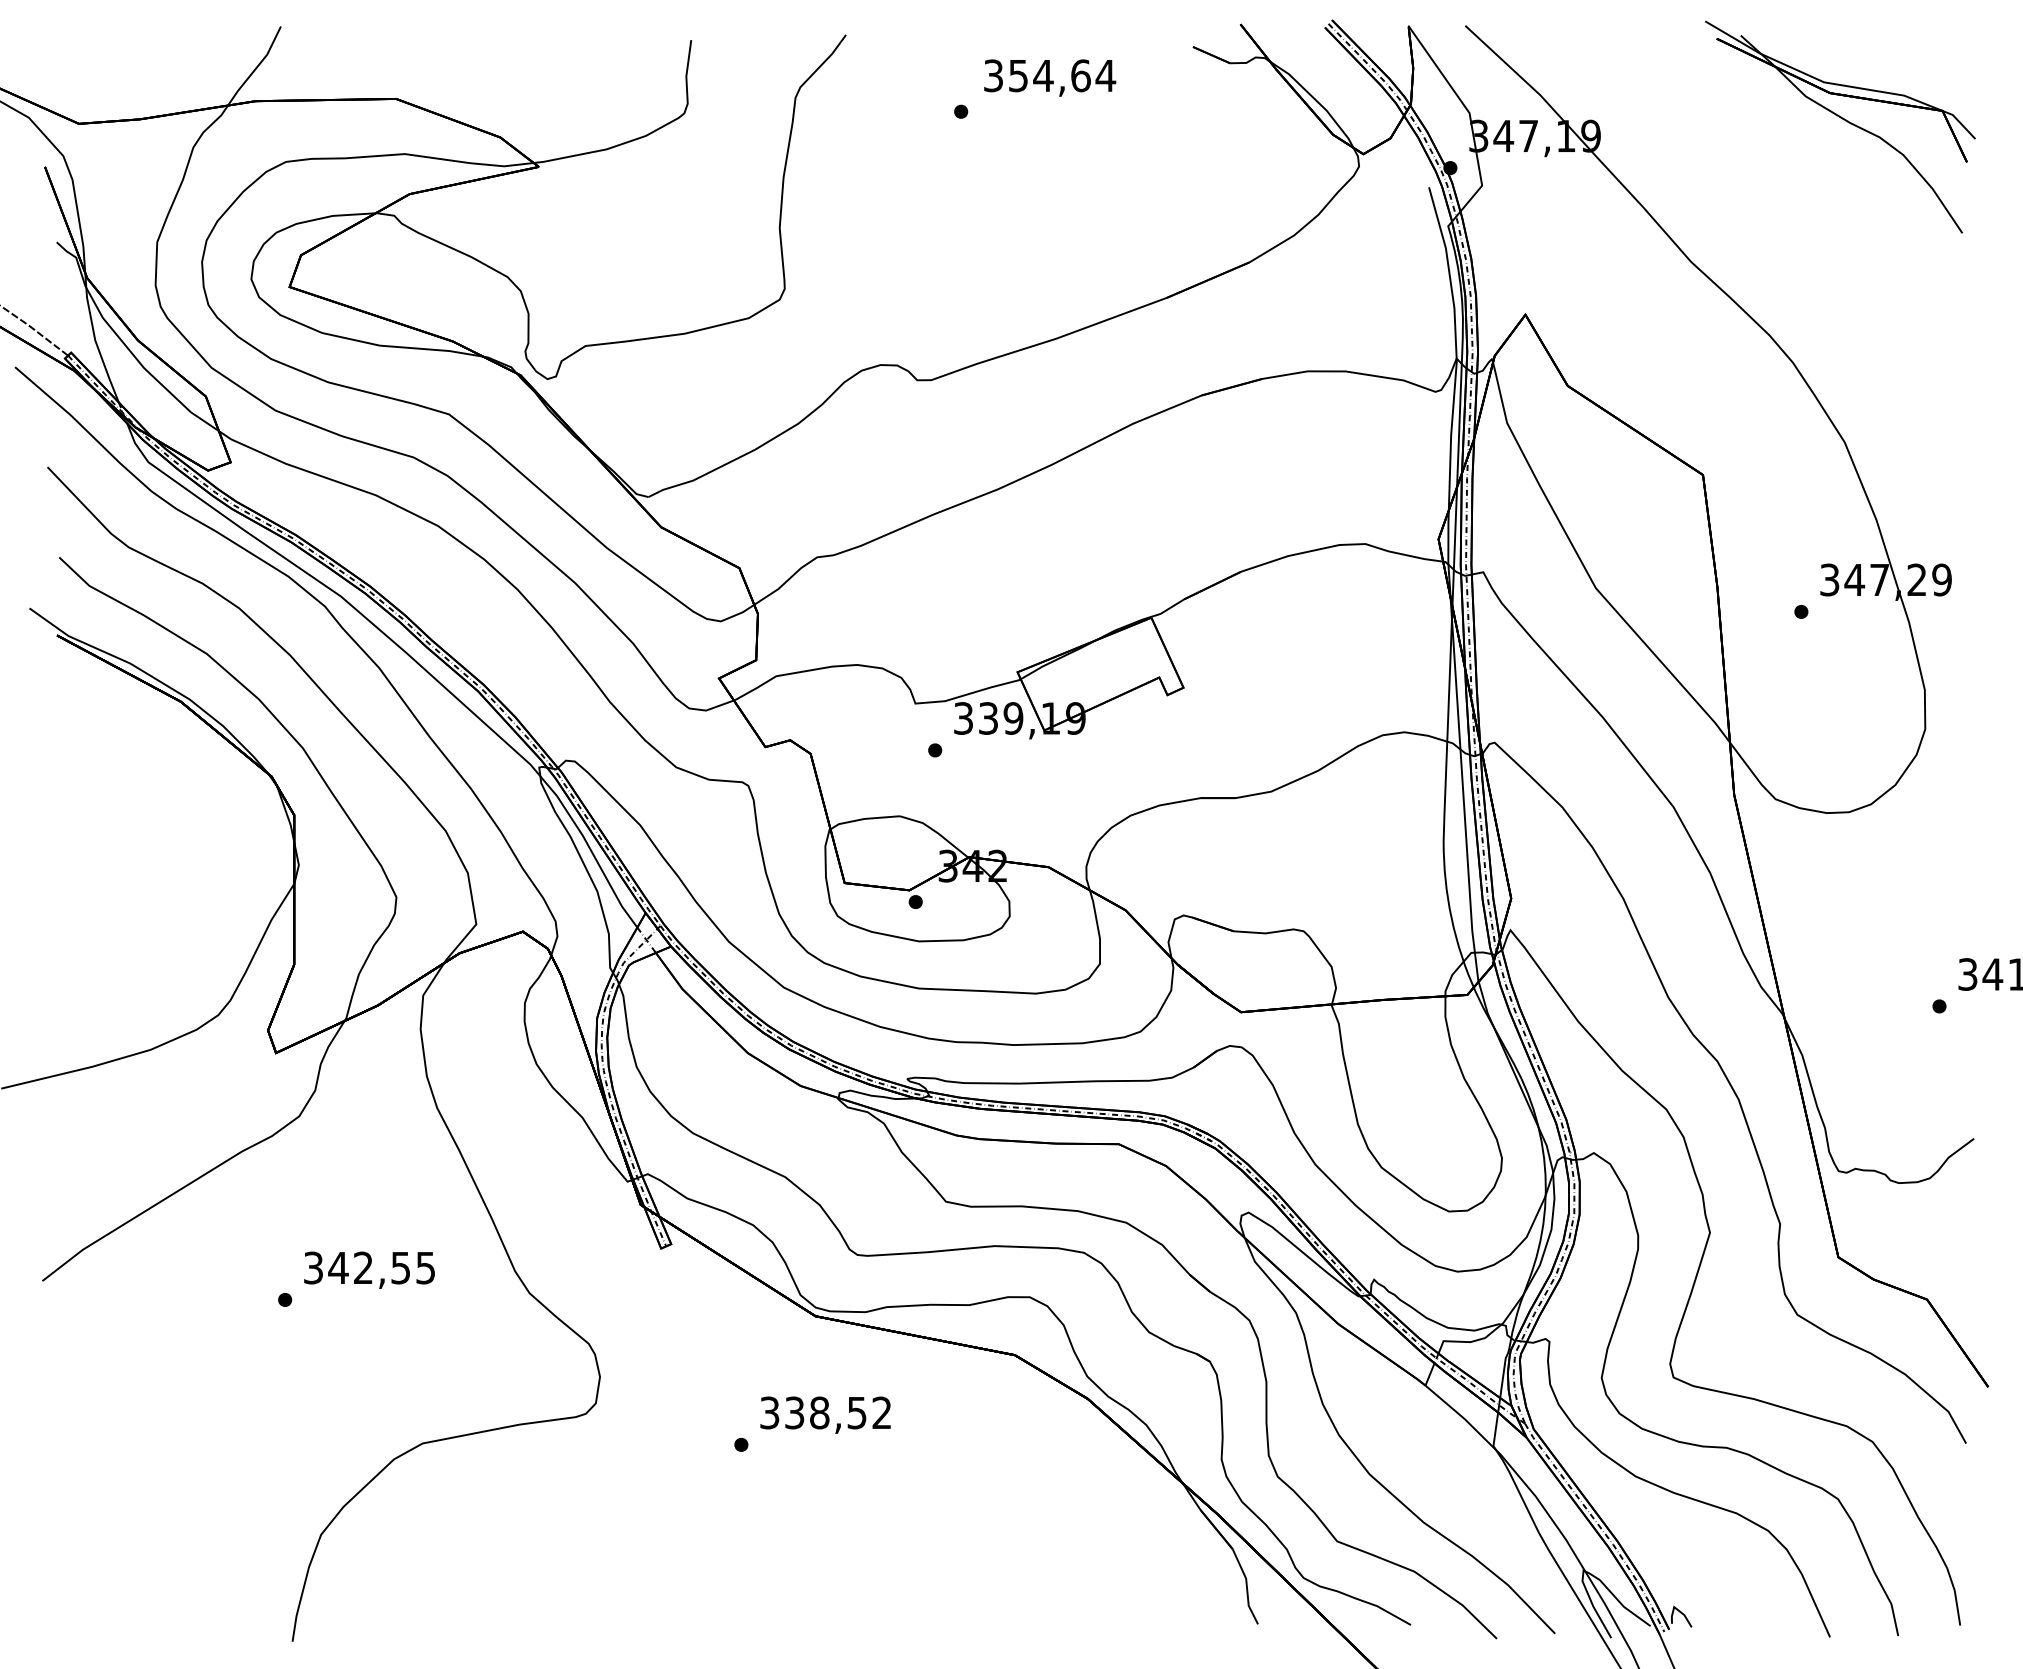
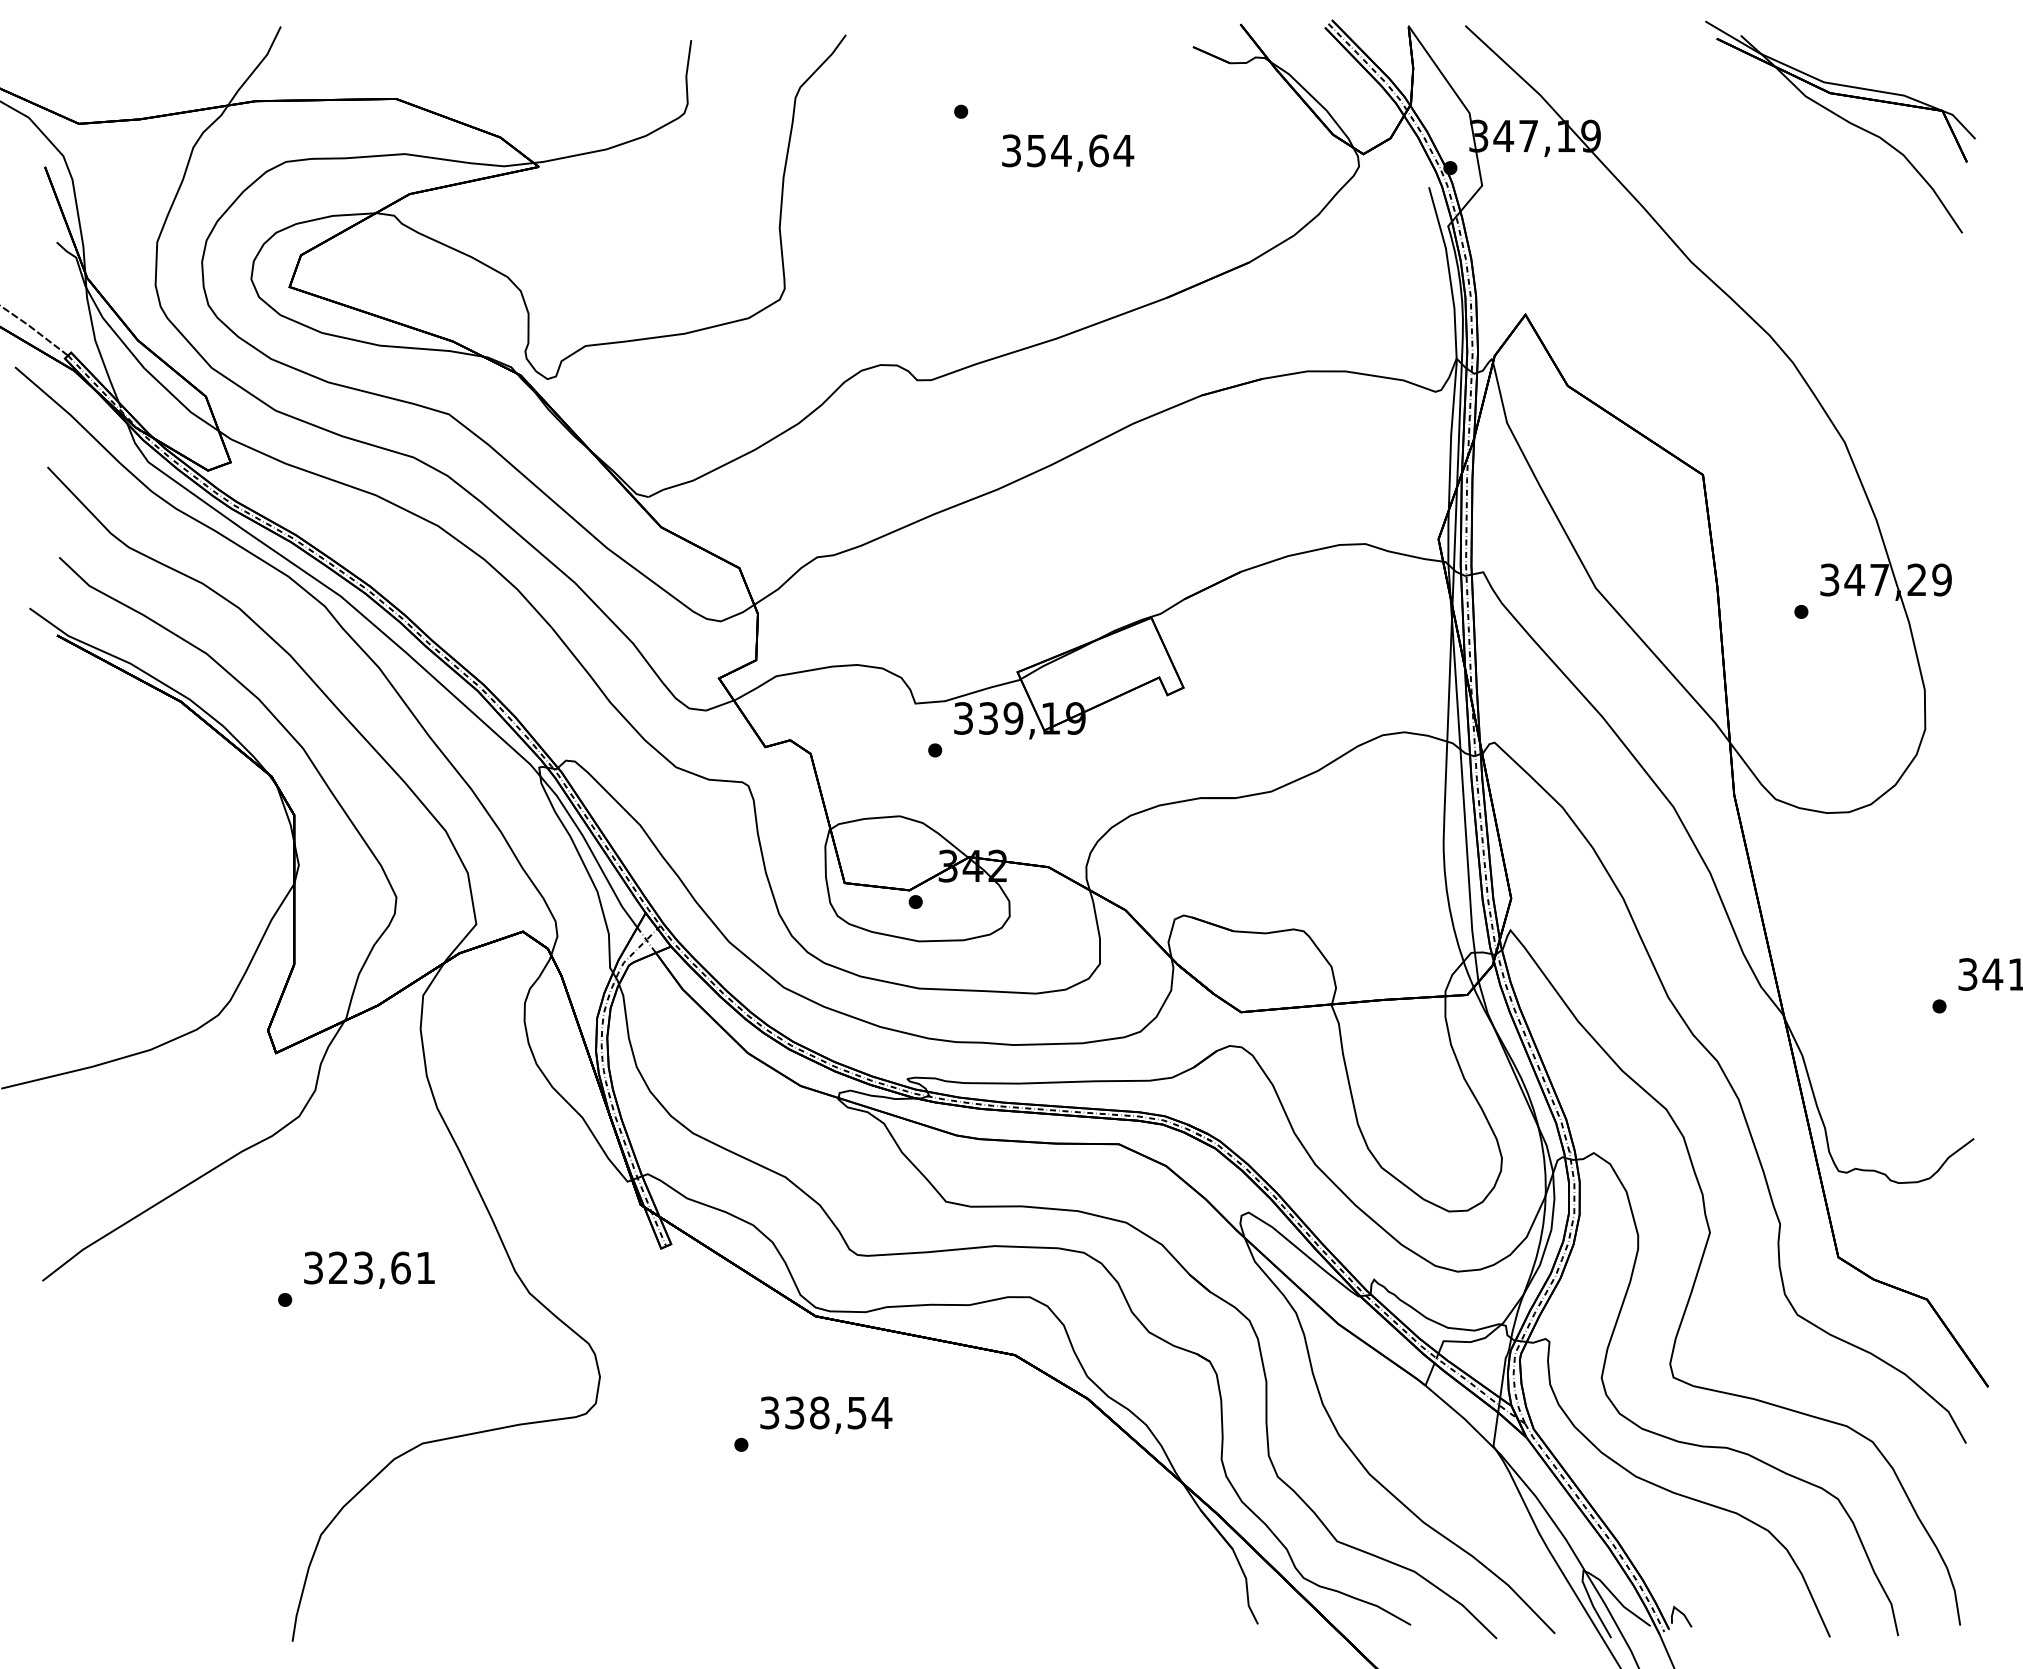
text position: (1050, 77) -> (1068, 152) (1068, 152)
text: 342,55 -> 323,61 (381, 1267)
text: 338,52 -> 338,54 (881, 1412)
